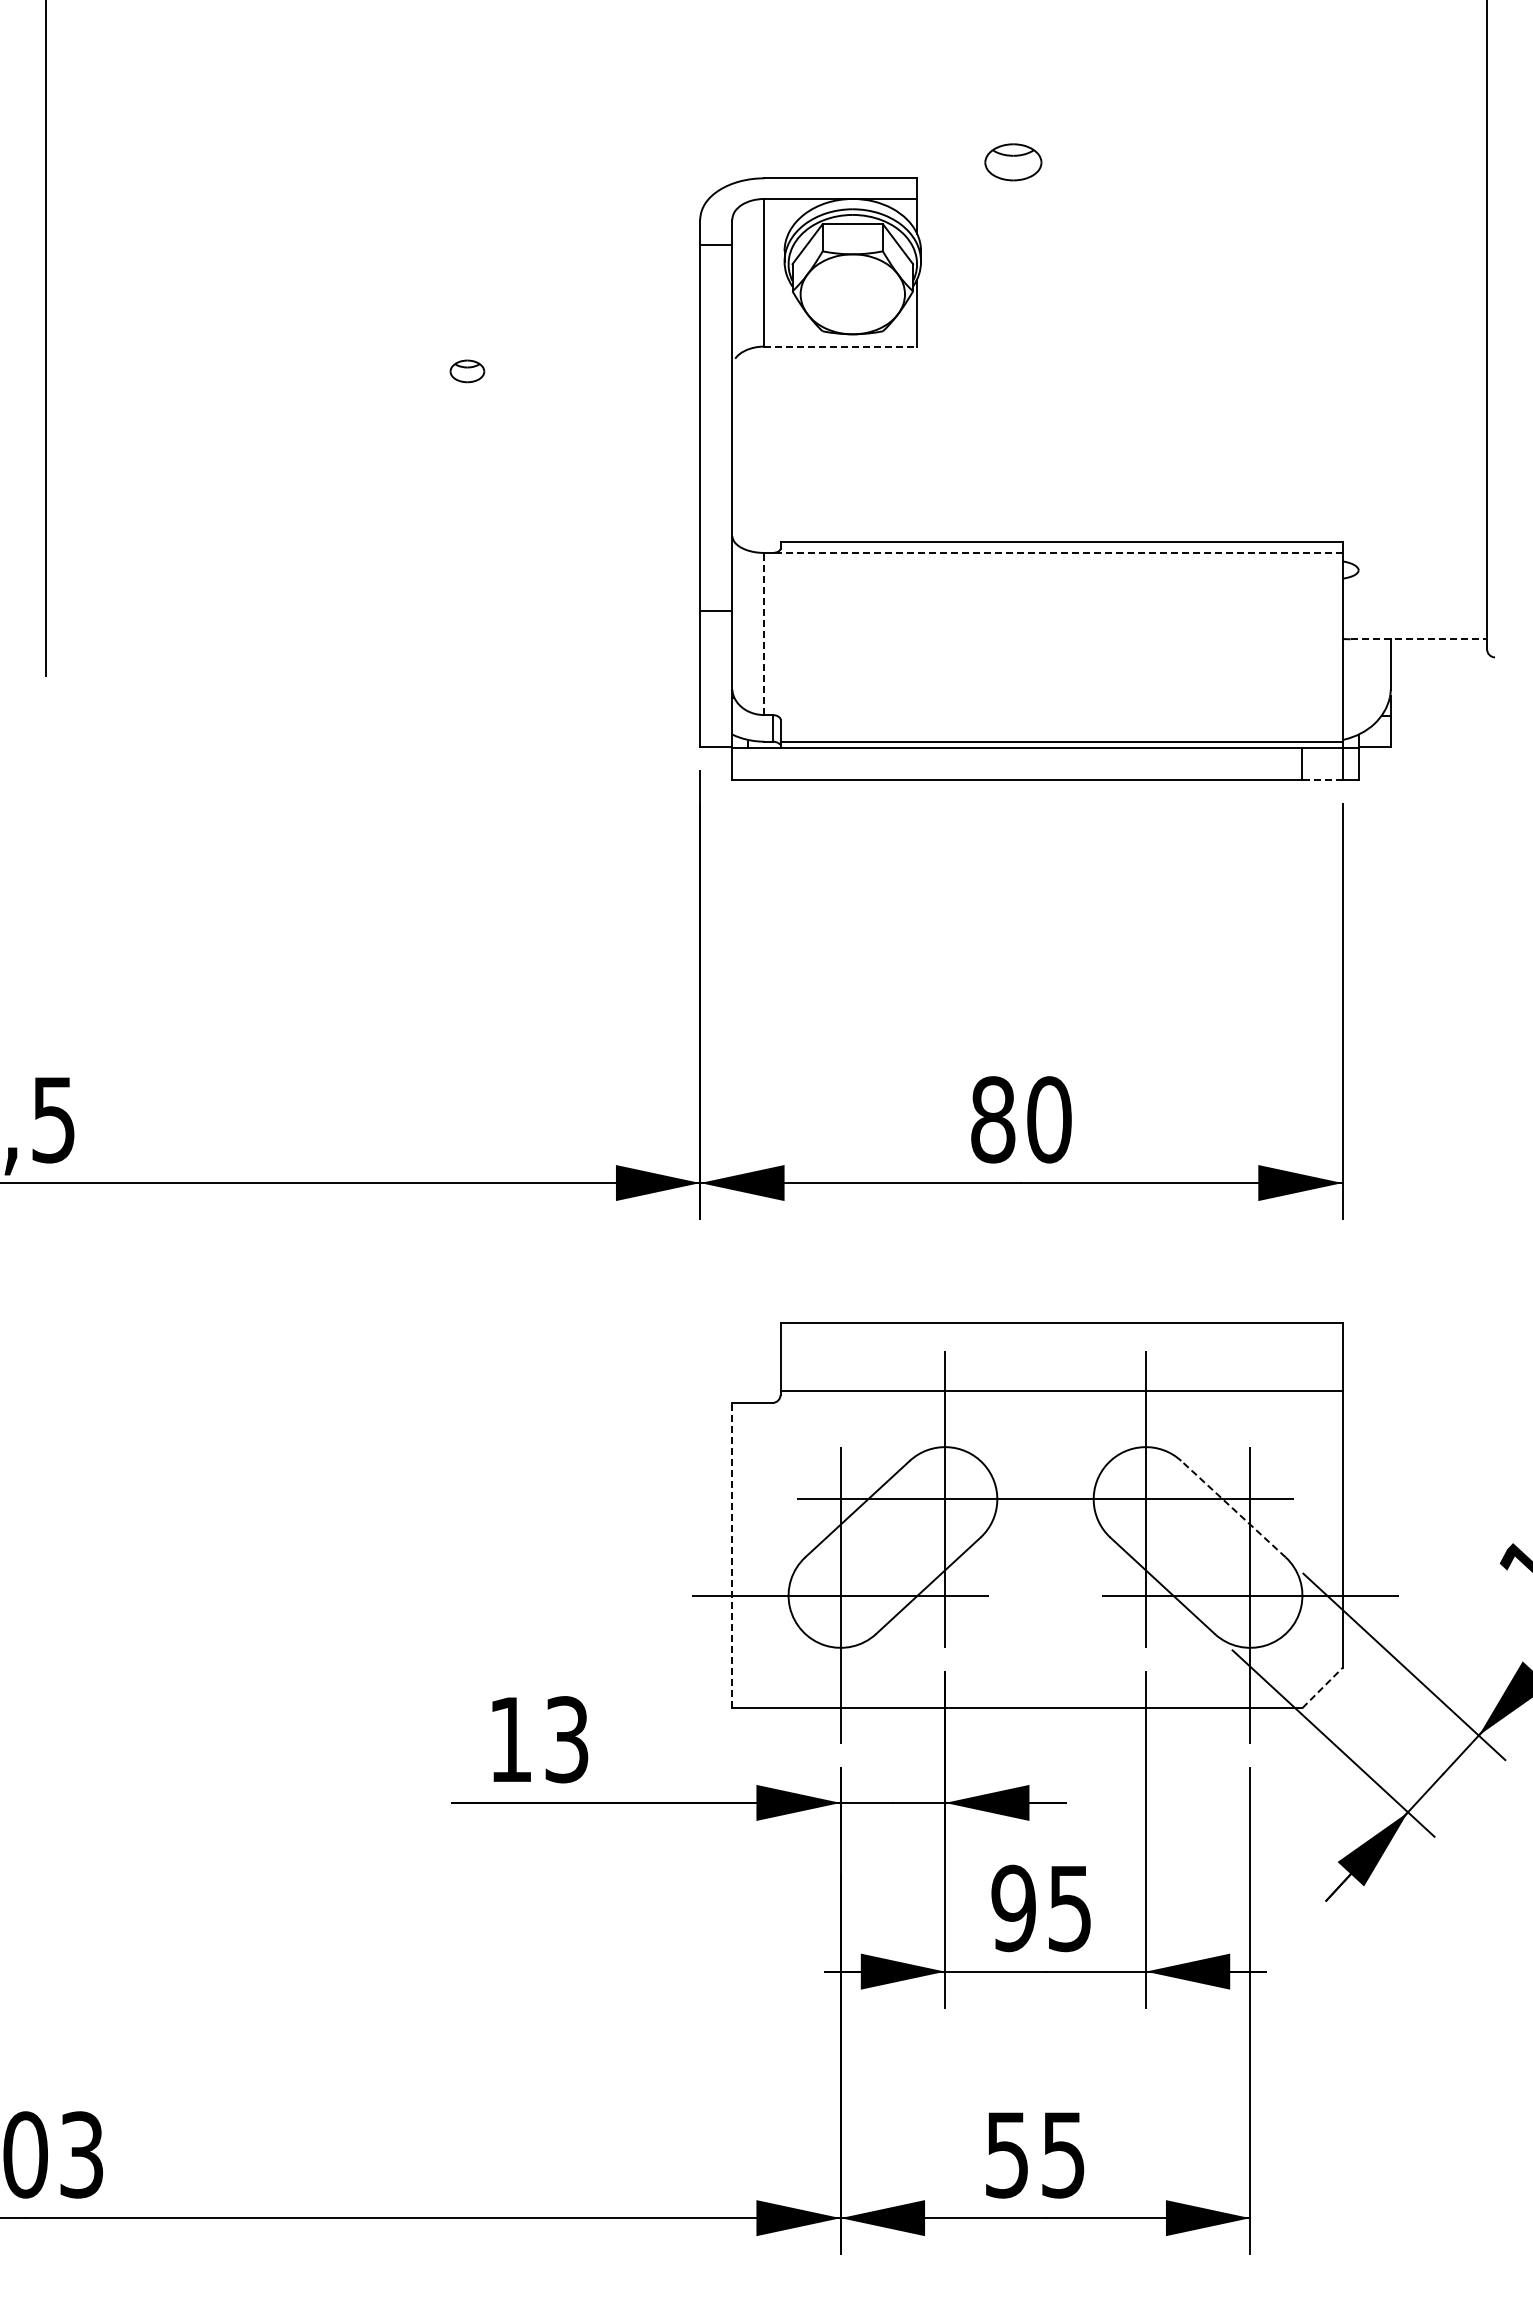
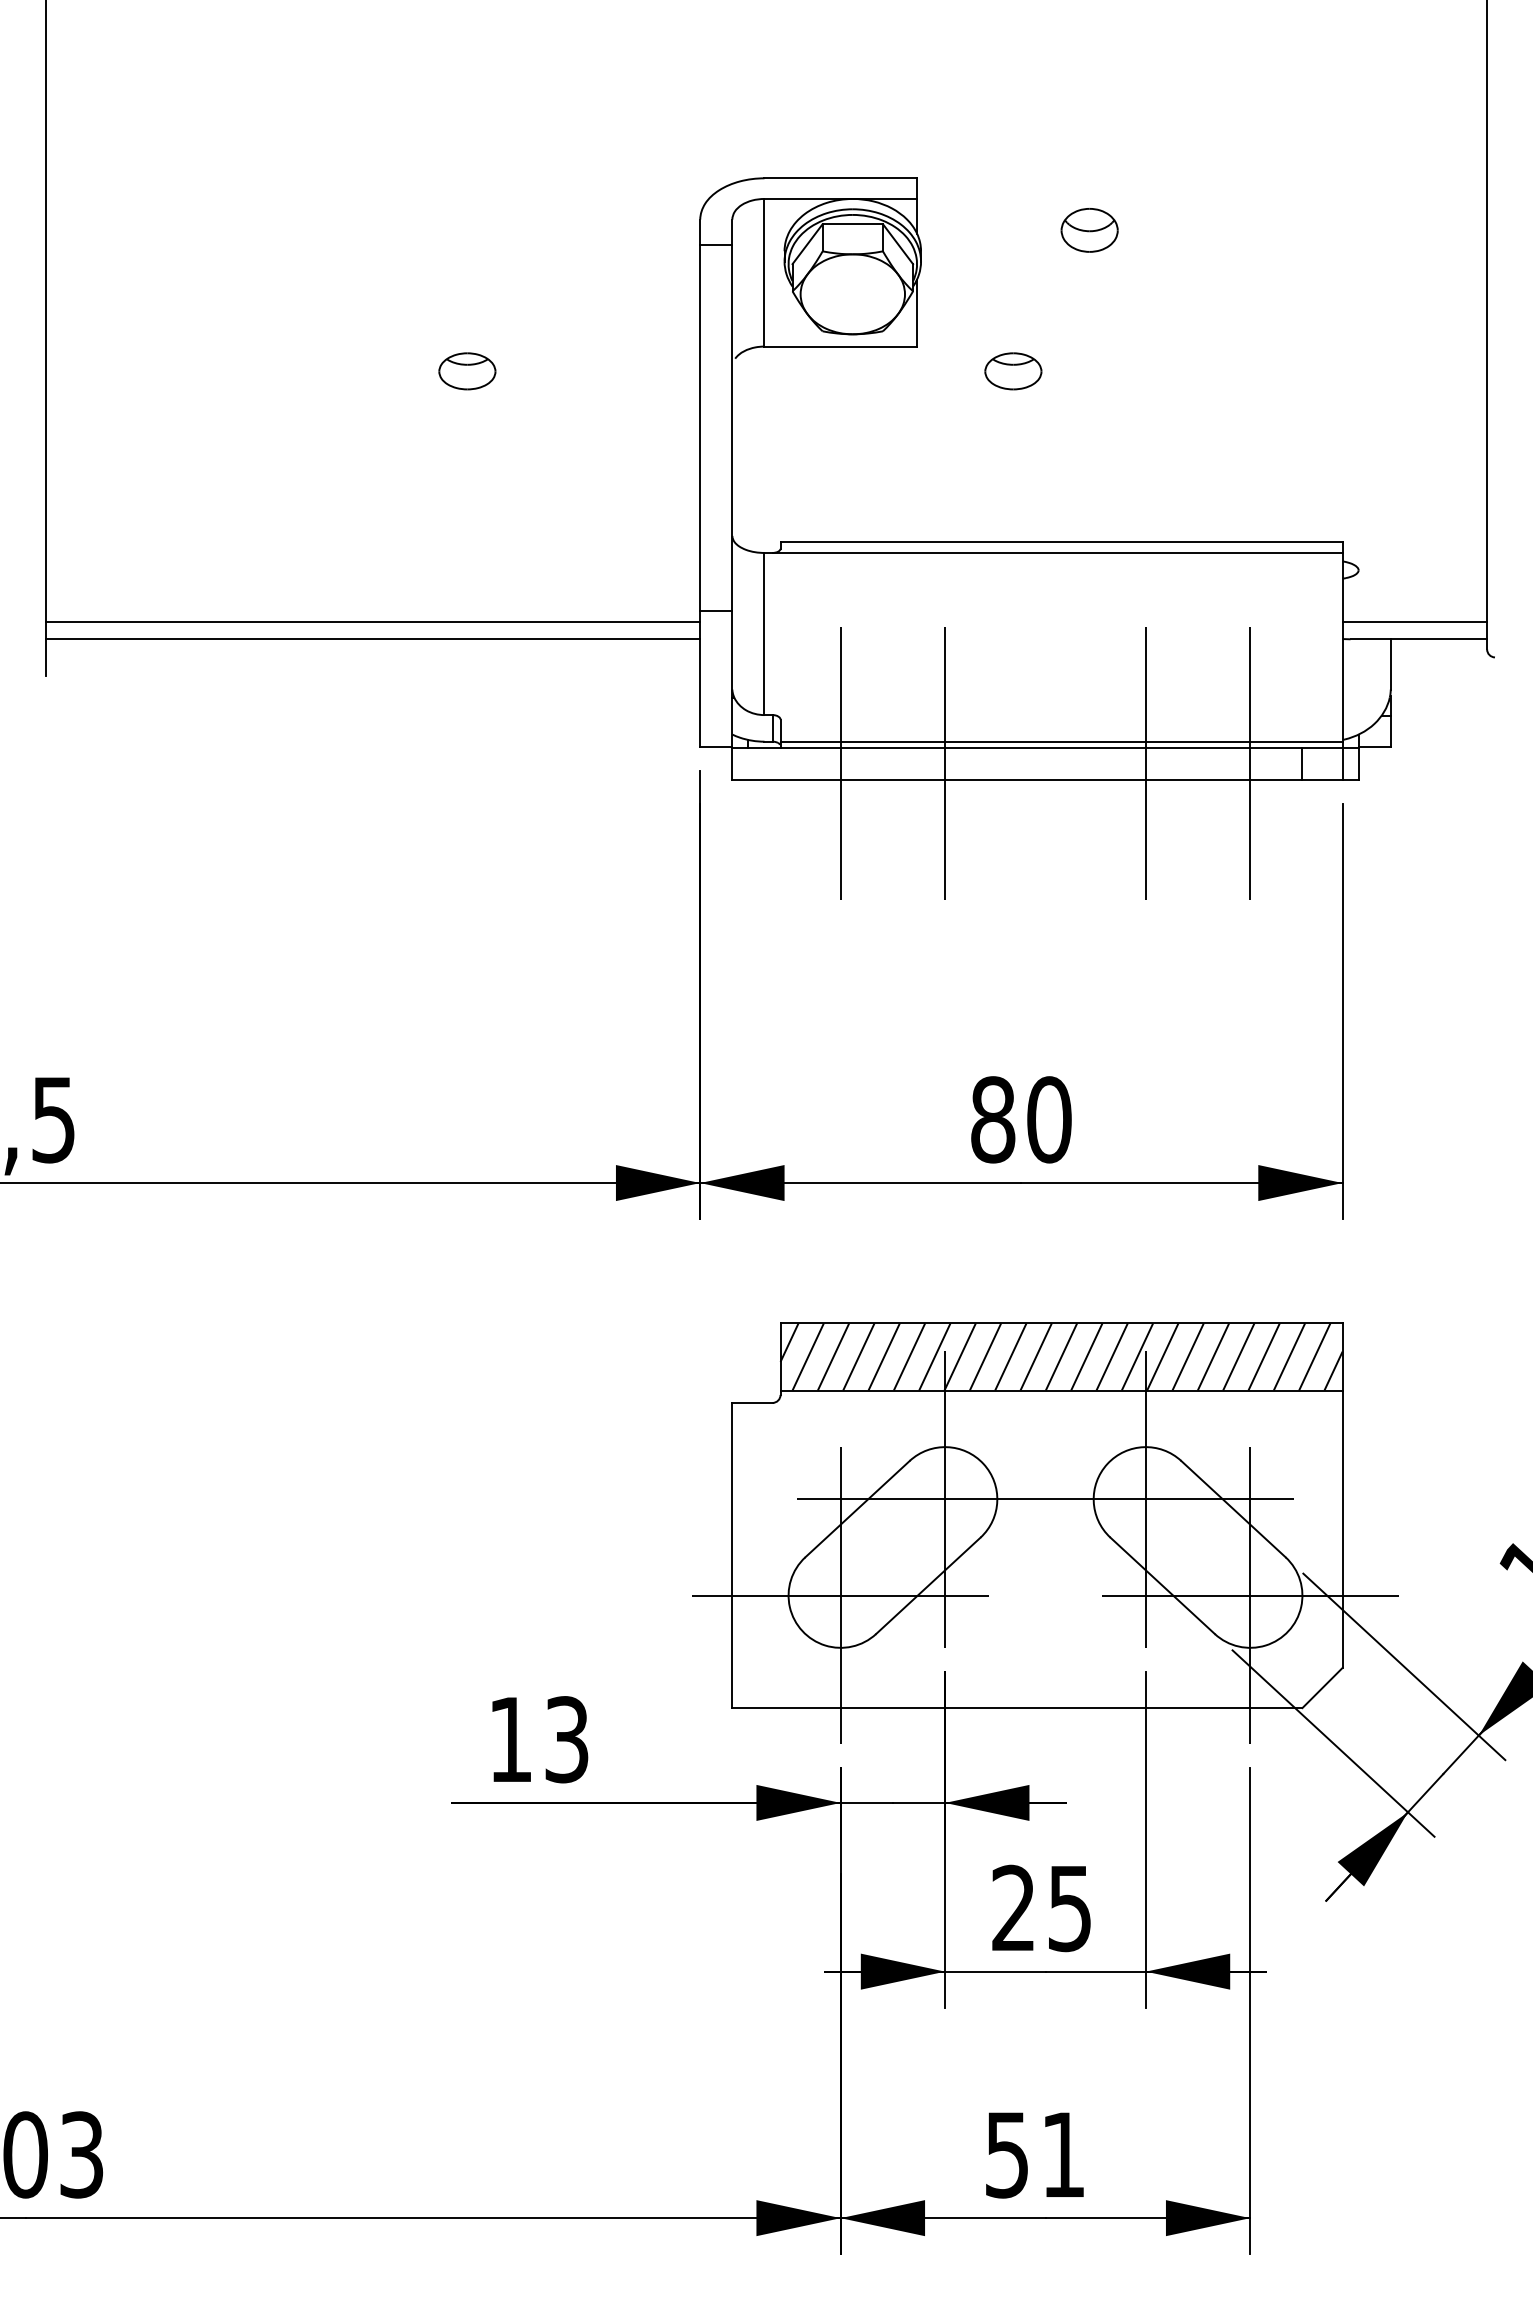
part position: (1013, 162) -> (1013, 371) (1013, 371)
part: none -> present (1089, 230)
line: dashed -> solid (841, 346)
part size: 37x25 px -> 59x39 px (467, 371)
line: dashed -> solid (1057, 552)
line: none -> present (372, 621)
line: none -> present (1414, 621)
line: dashed -> solid (764, 633)
line: none -> present (372, 639)
line: dashed -> solid (1419, 639)
line: none -> present (840, 763)
line: none -> present (945, 763)
line: none -> present (1145, 763)
line: none -> present (1250, 763)
line: dashed -> solid (1322, 779)
hatch: none -> present (1061, 1356)
line: dashed -> solid (1233, 1508)
line: dashed -> solid (732, 1555)
line: dashed -> solid (1322, 1687)
text: 95 -> 25 (1013, 1908)
text: 55 -> 51 (1063, 2155)
